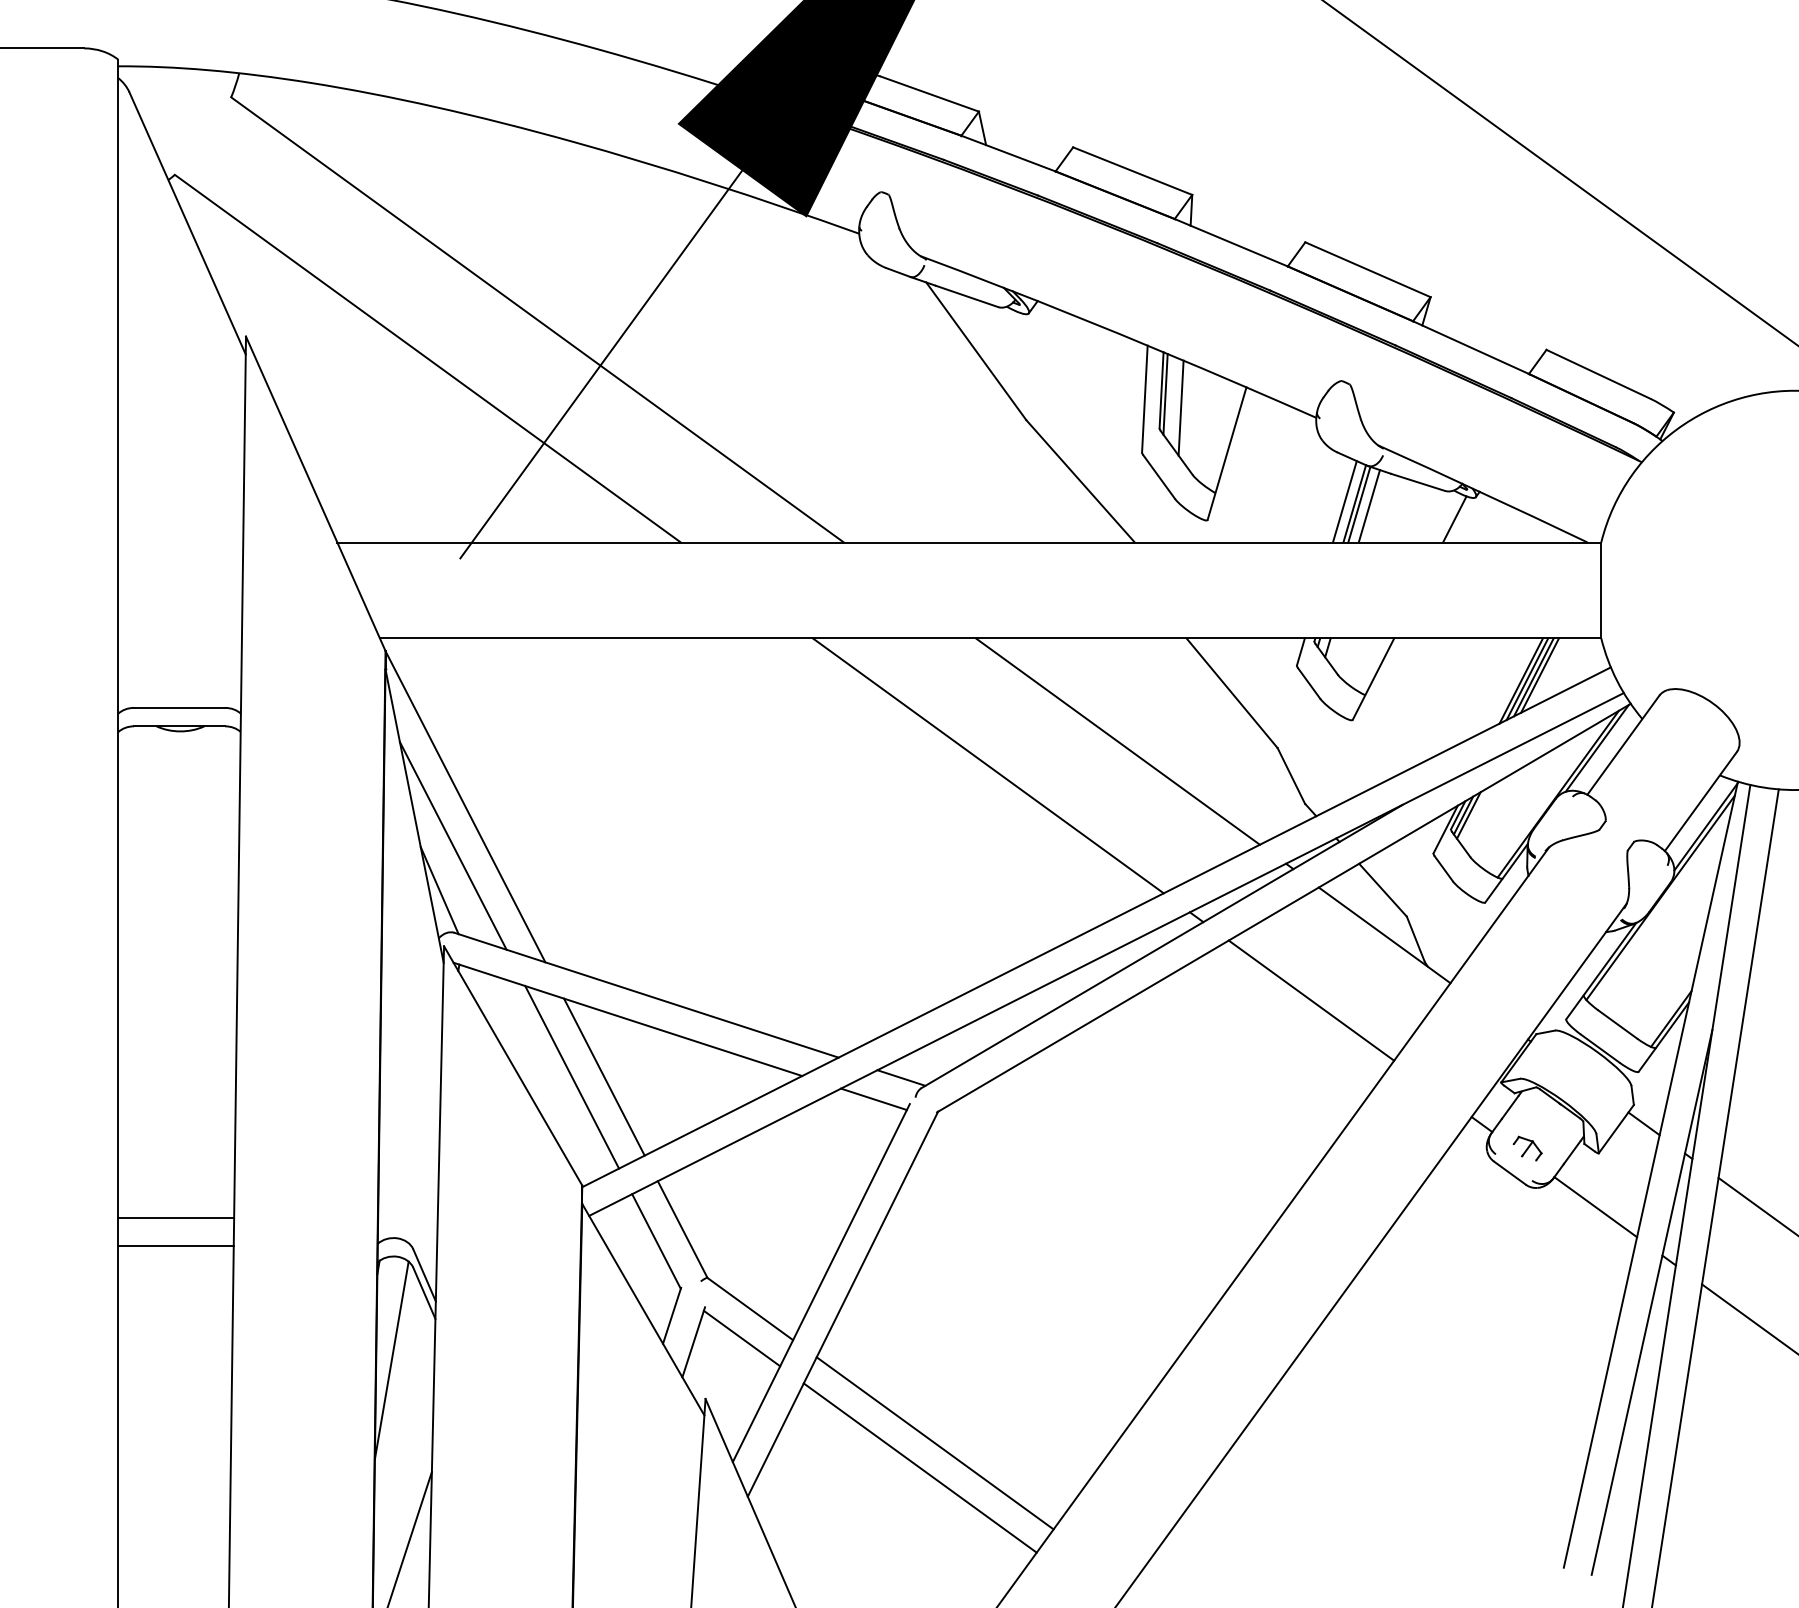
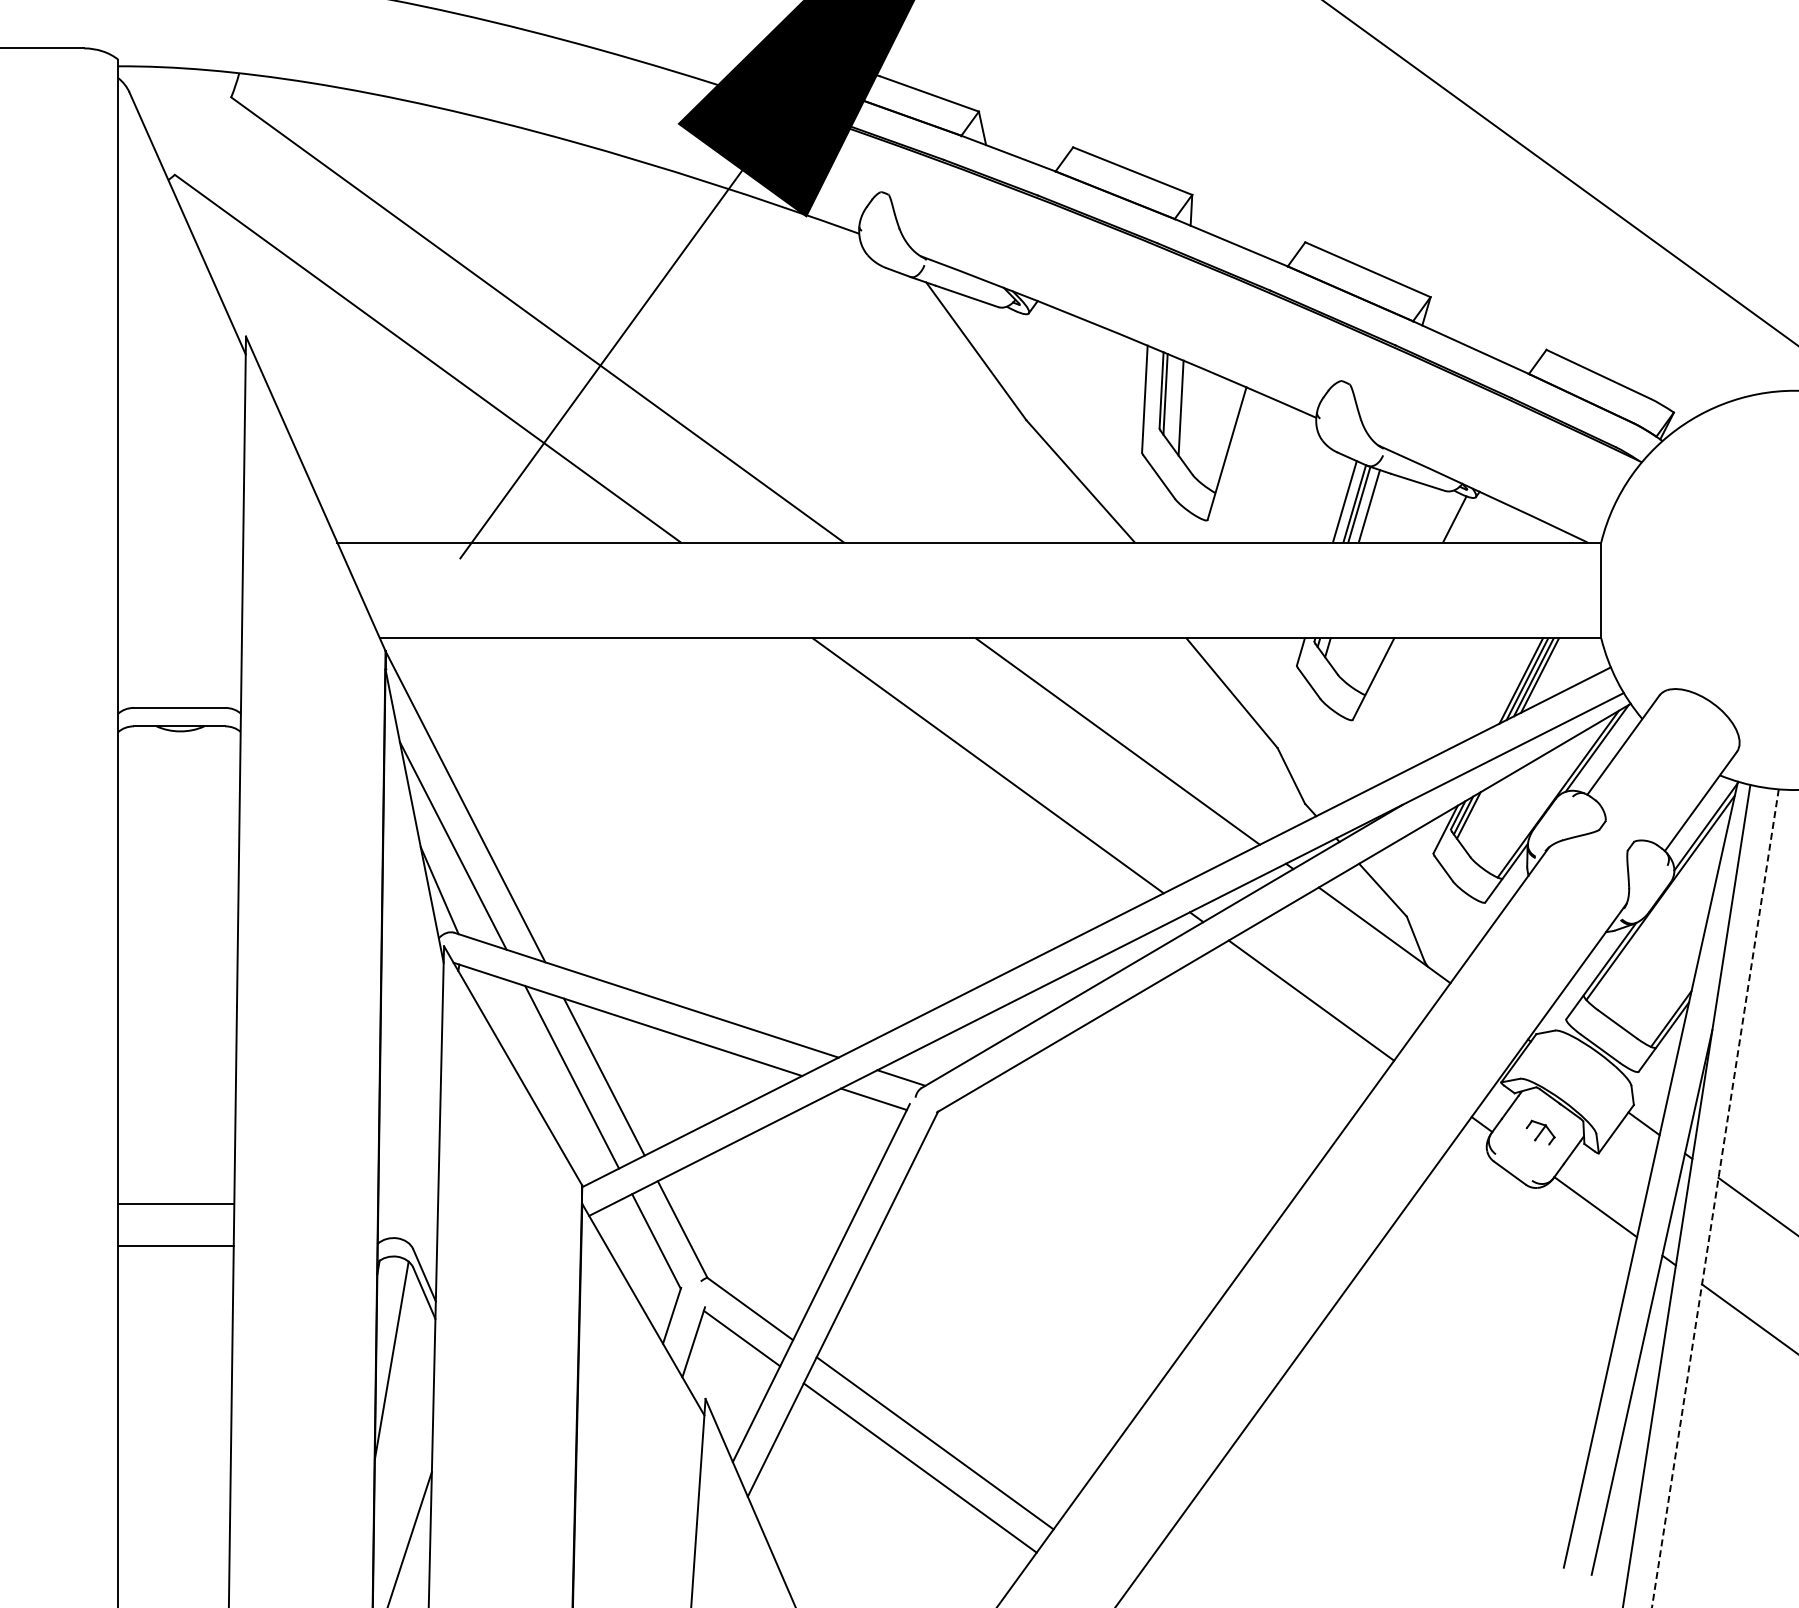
part position: (1527, 1148) -> (1540, 1132) (1540, 1132)
line: solid -> dashed (1715, 1198)
line position: (176, 1217) -> (176, 1203) (176, 1203)
